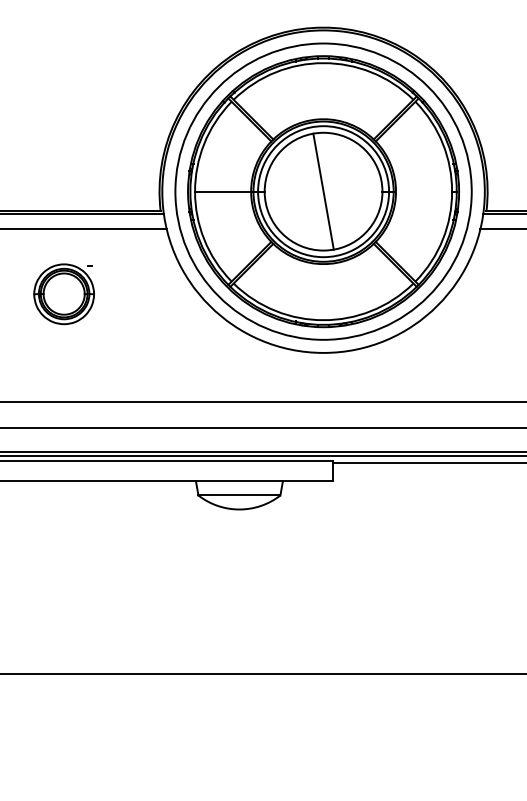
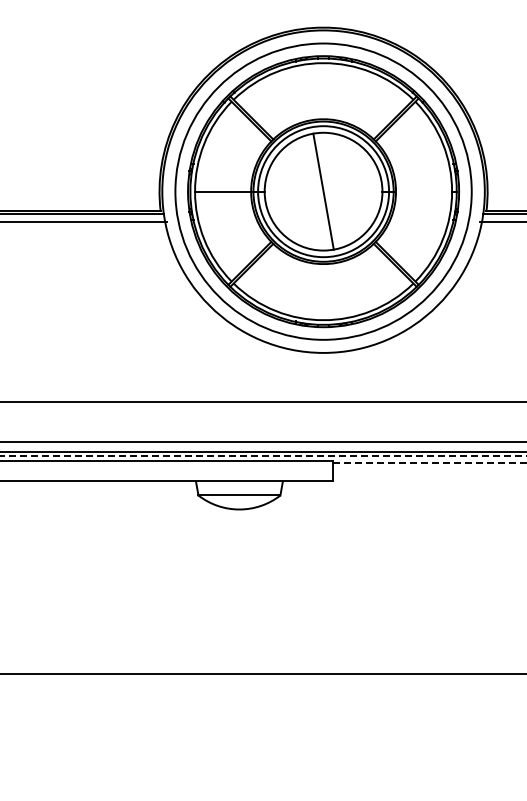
line position: (84, 229) -> (84, 222) (84, 222)
line position: (501, 229) -> (501, 222) (501, 222)
part: present -> none (63, 294)
line position: (262, 427) -> (262, 441) (262, 441)
line: solid -> dashed (263, 456)
line: solid -> dashed (429, 462)
